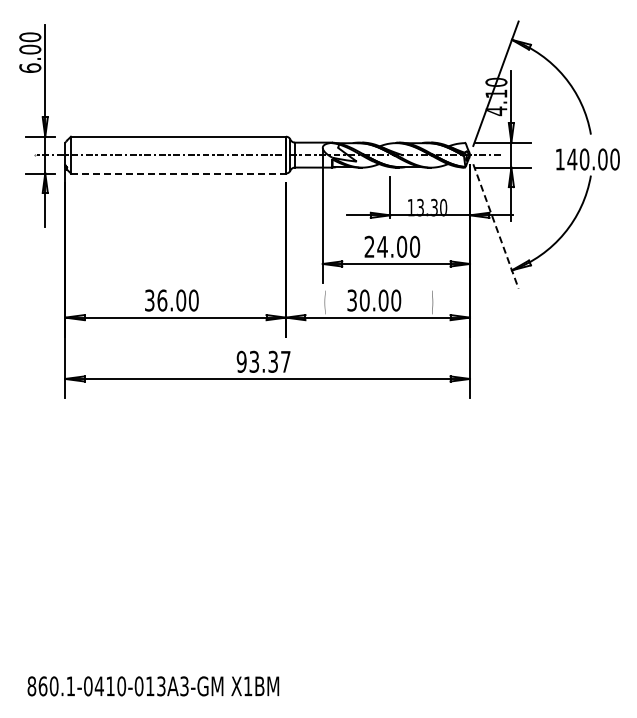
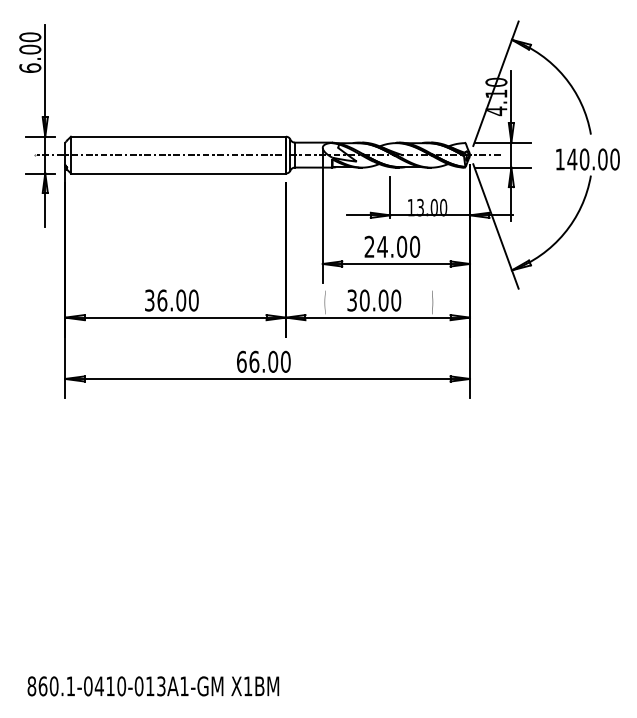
line: dashed -> solid (178, 173)
text: 13.30 -> 13.00 (433, 207)
line: dashed -> solid (496, 226)
text: 93.37 -> 66.00 (263, 361)
text: 860.1-0410-013A3-GM -> 860.1-0410-013A1-GM (184, 686)
